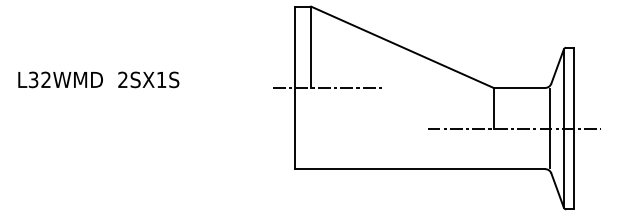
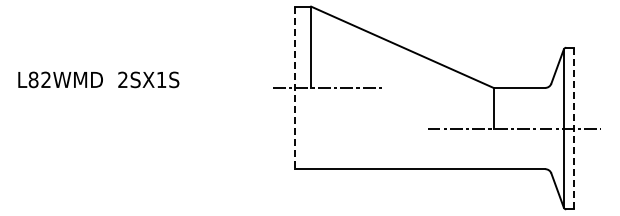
text: L32WMD -> L82WMD (33, 79)
line: solid -> dashed (295, 88)
line: present -> none (549, 128)
line: solid -> dashed (573, 128)
